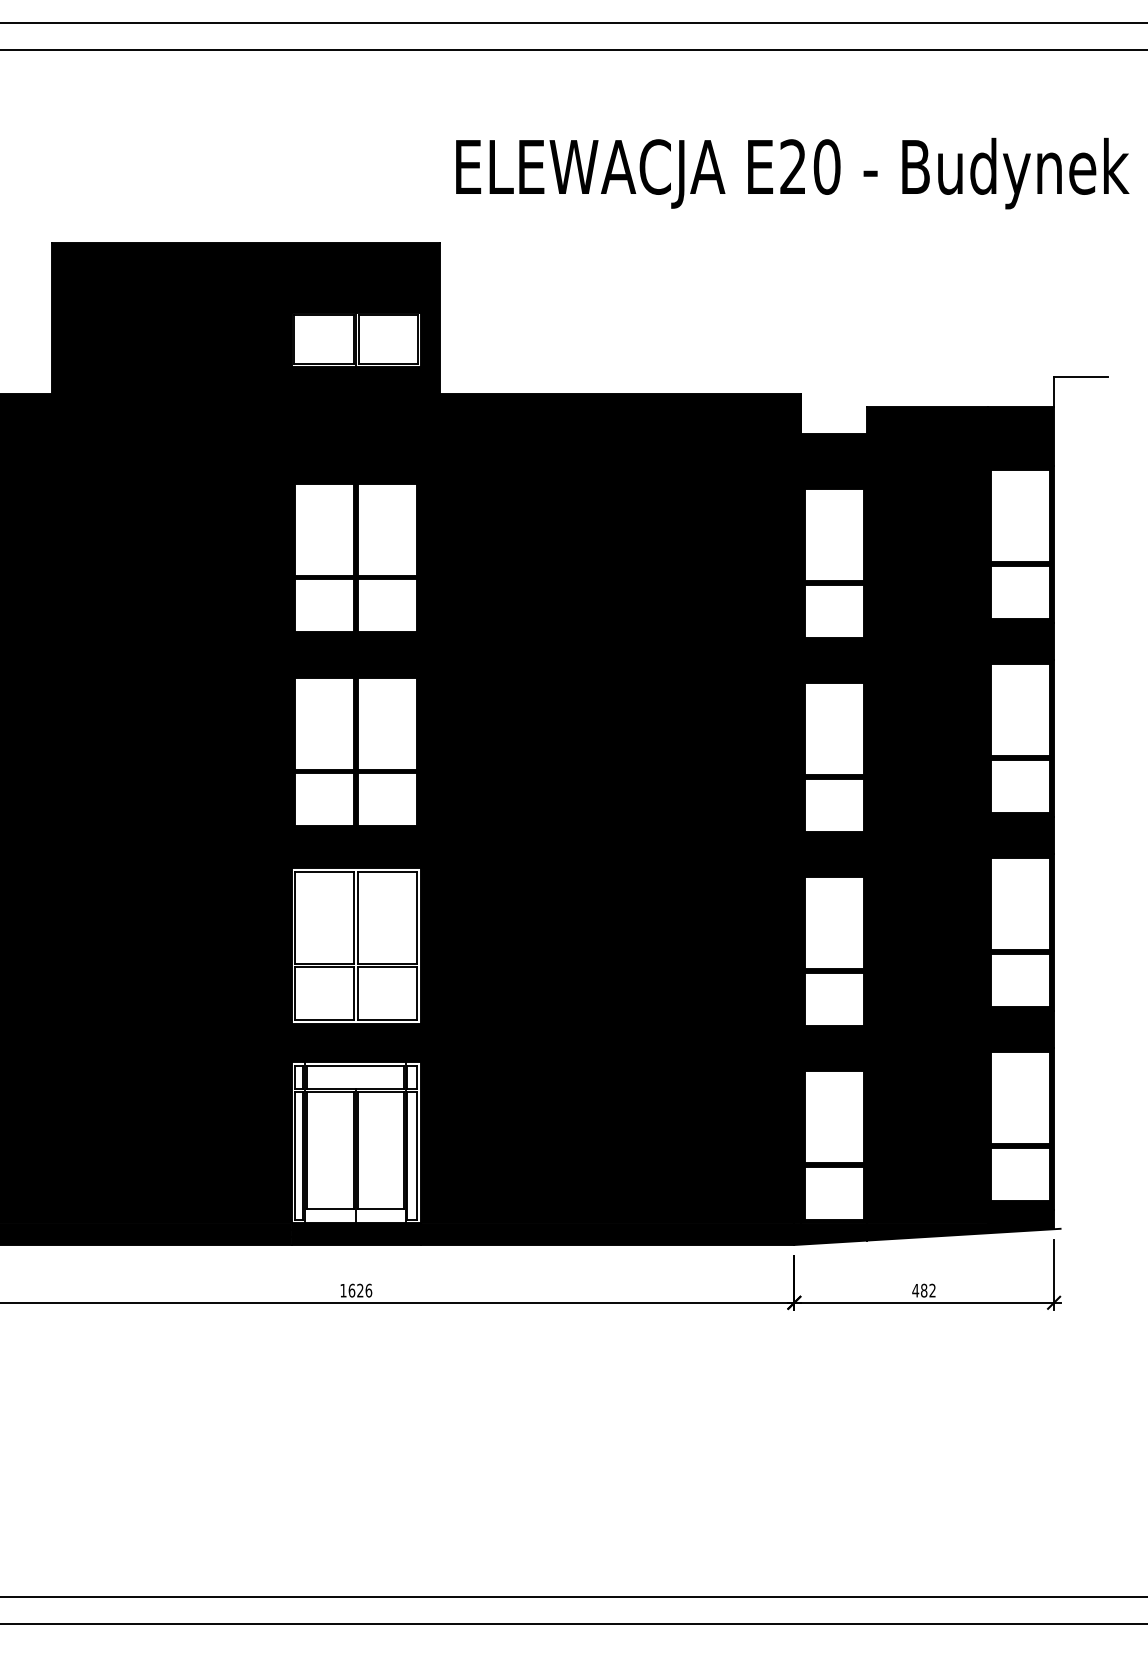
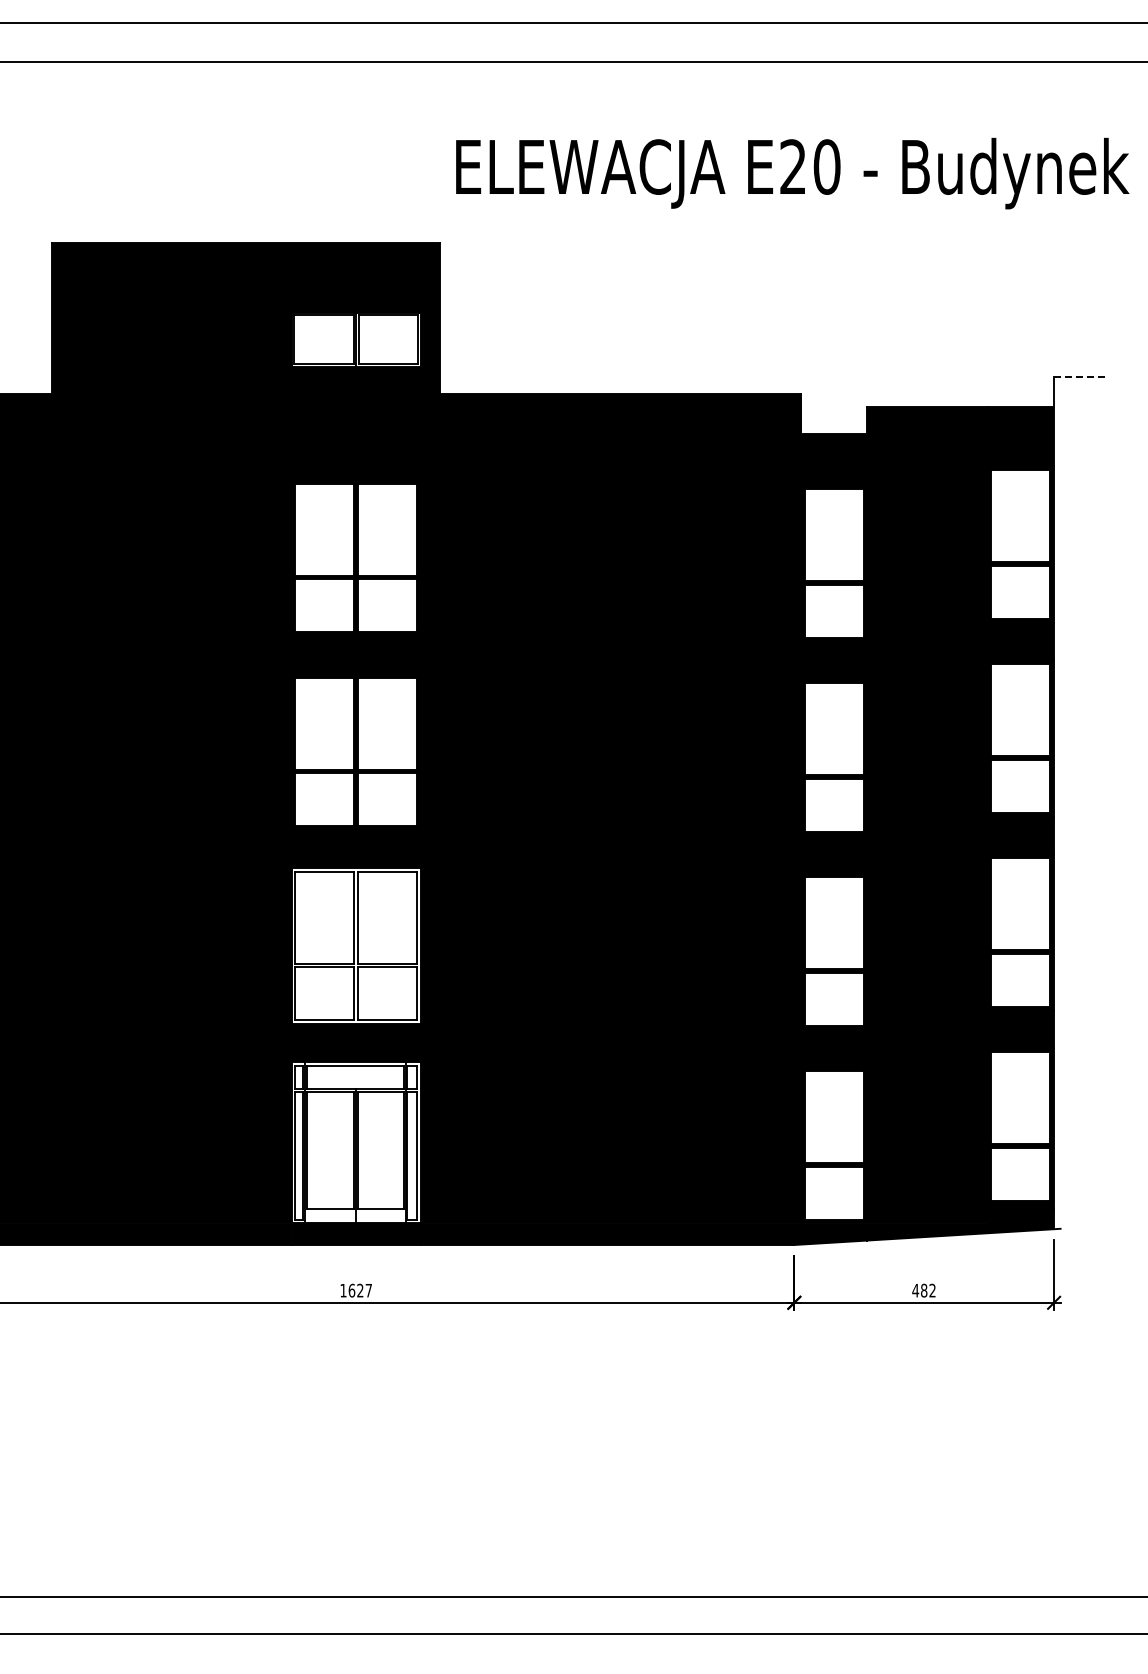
line position: (573, 50) -> (573, 62) (573, 62)
line: solid -> dashed (1081, 377)
text: 1626 -> 1627 (368, 1290)
line position: (573, 1623) -> (573, 1633) (573, 1633)
